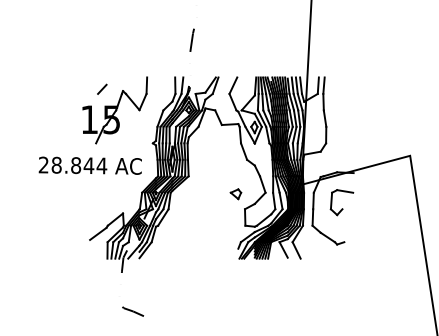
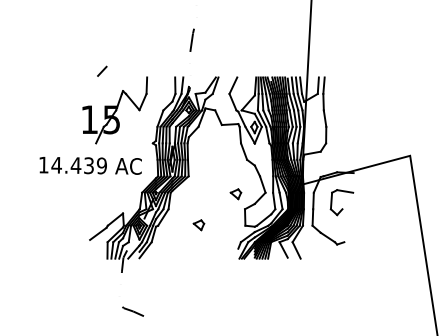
line position: (102, 88) -> (102, 70) (102, 70)
text: 28.844 -> 14.439 (72, 165)
part: none -> present (198, 225)
